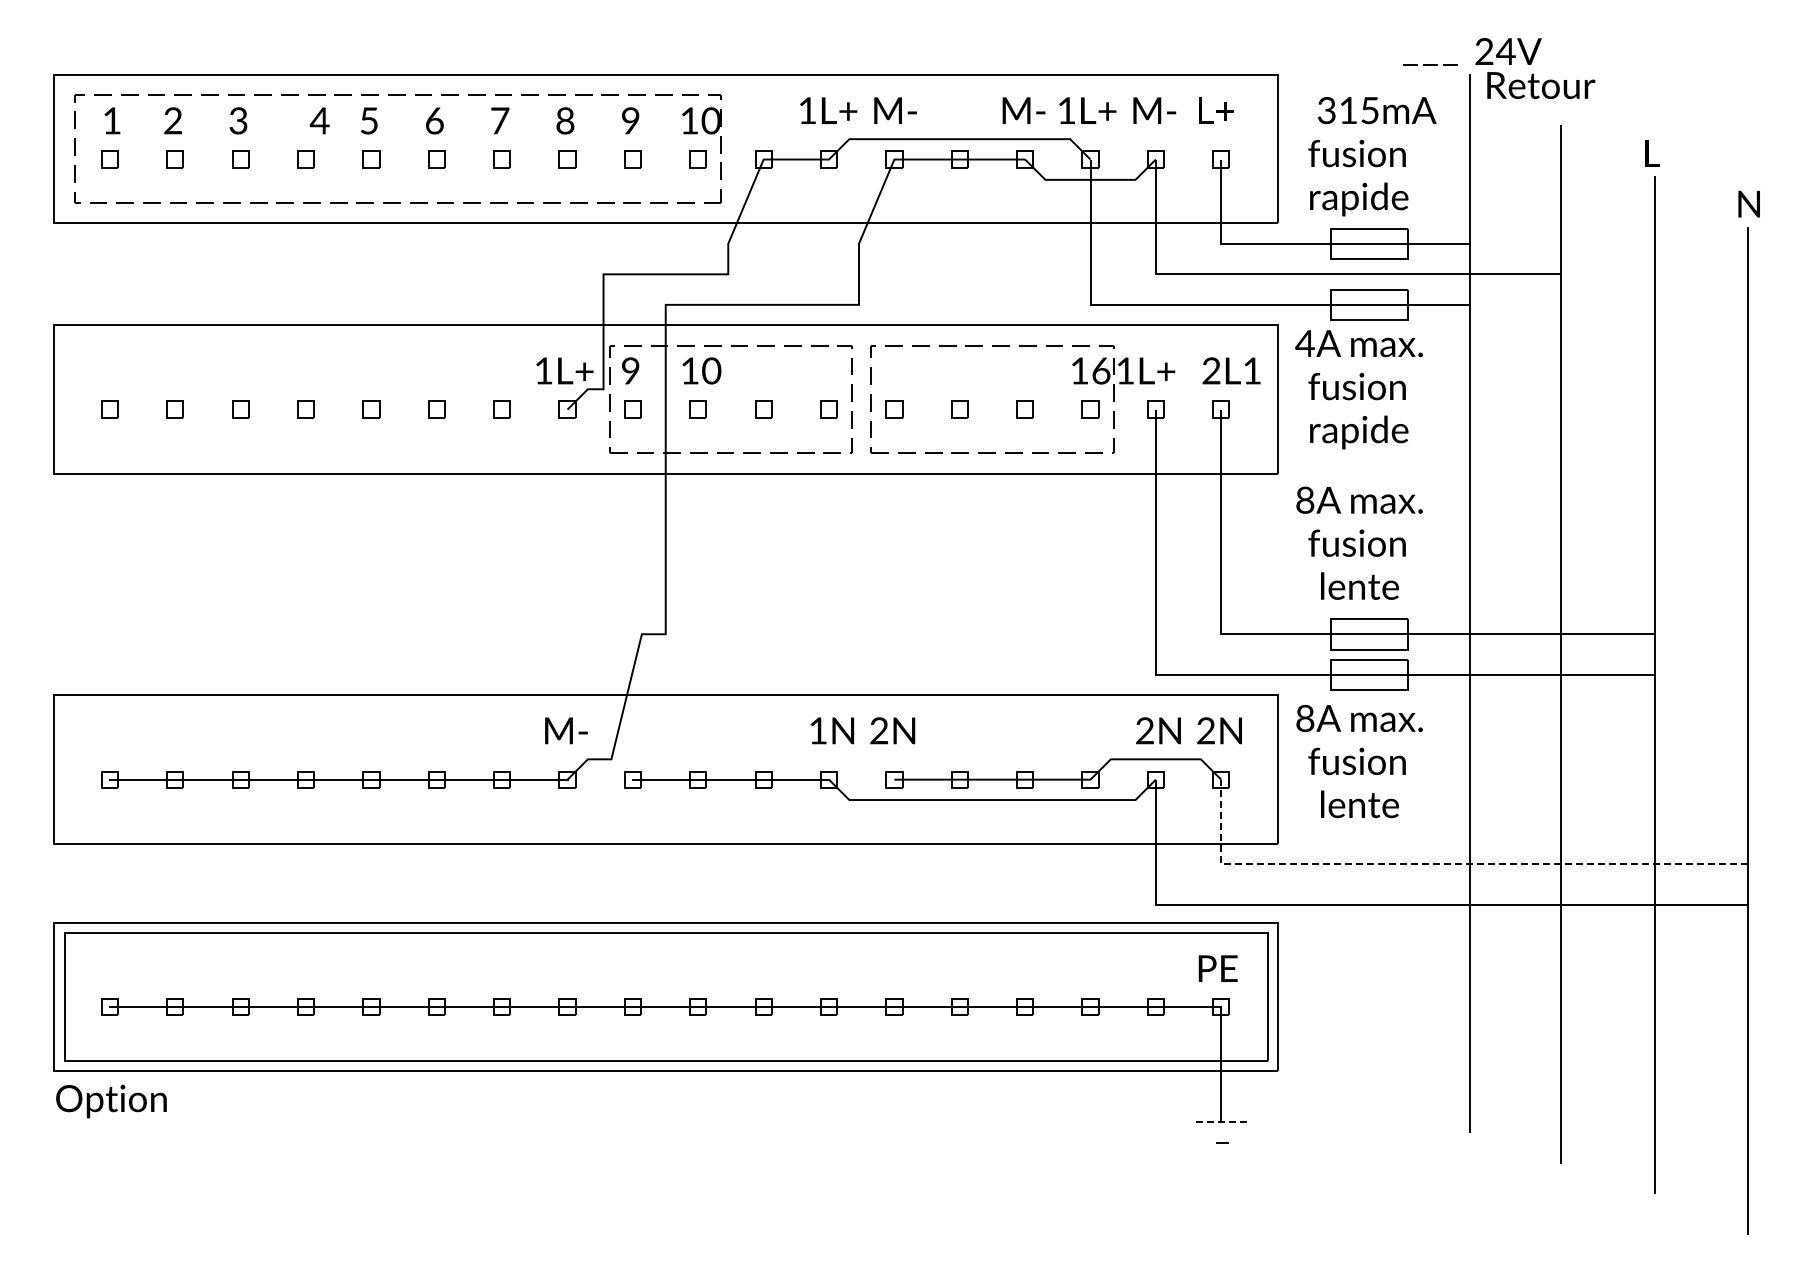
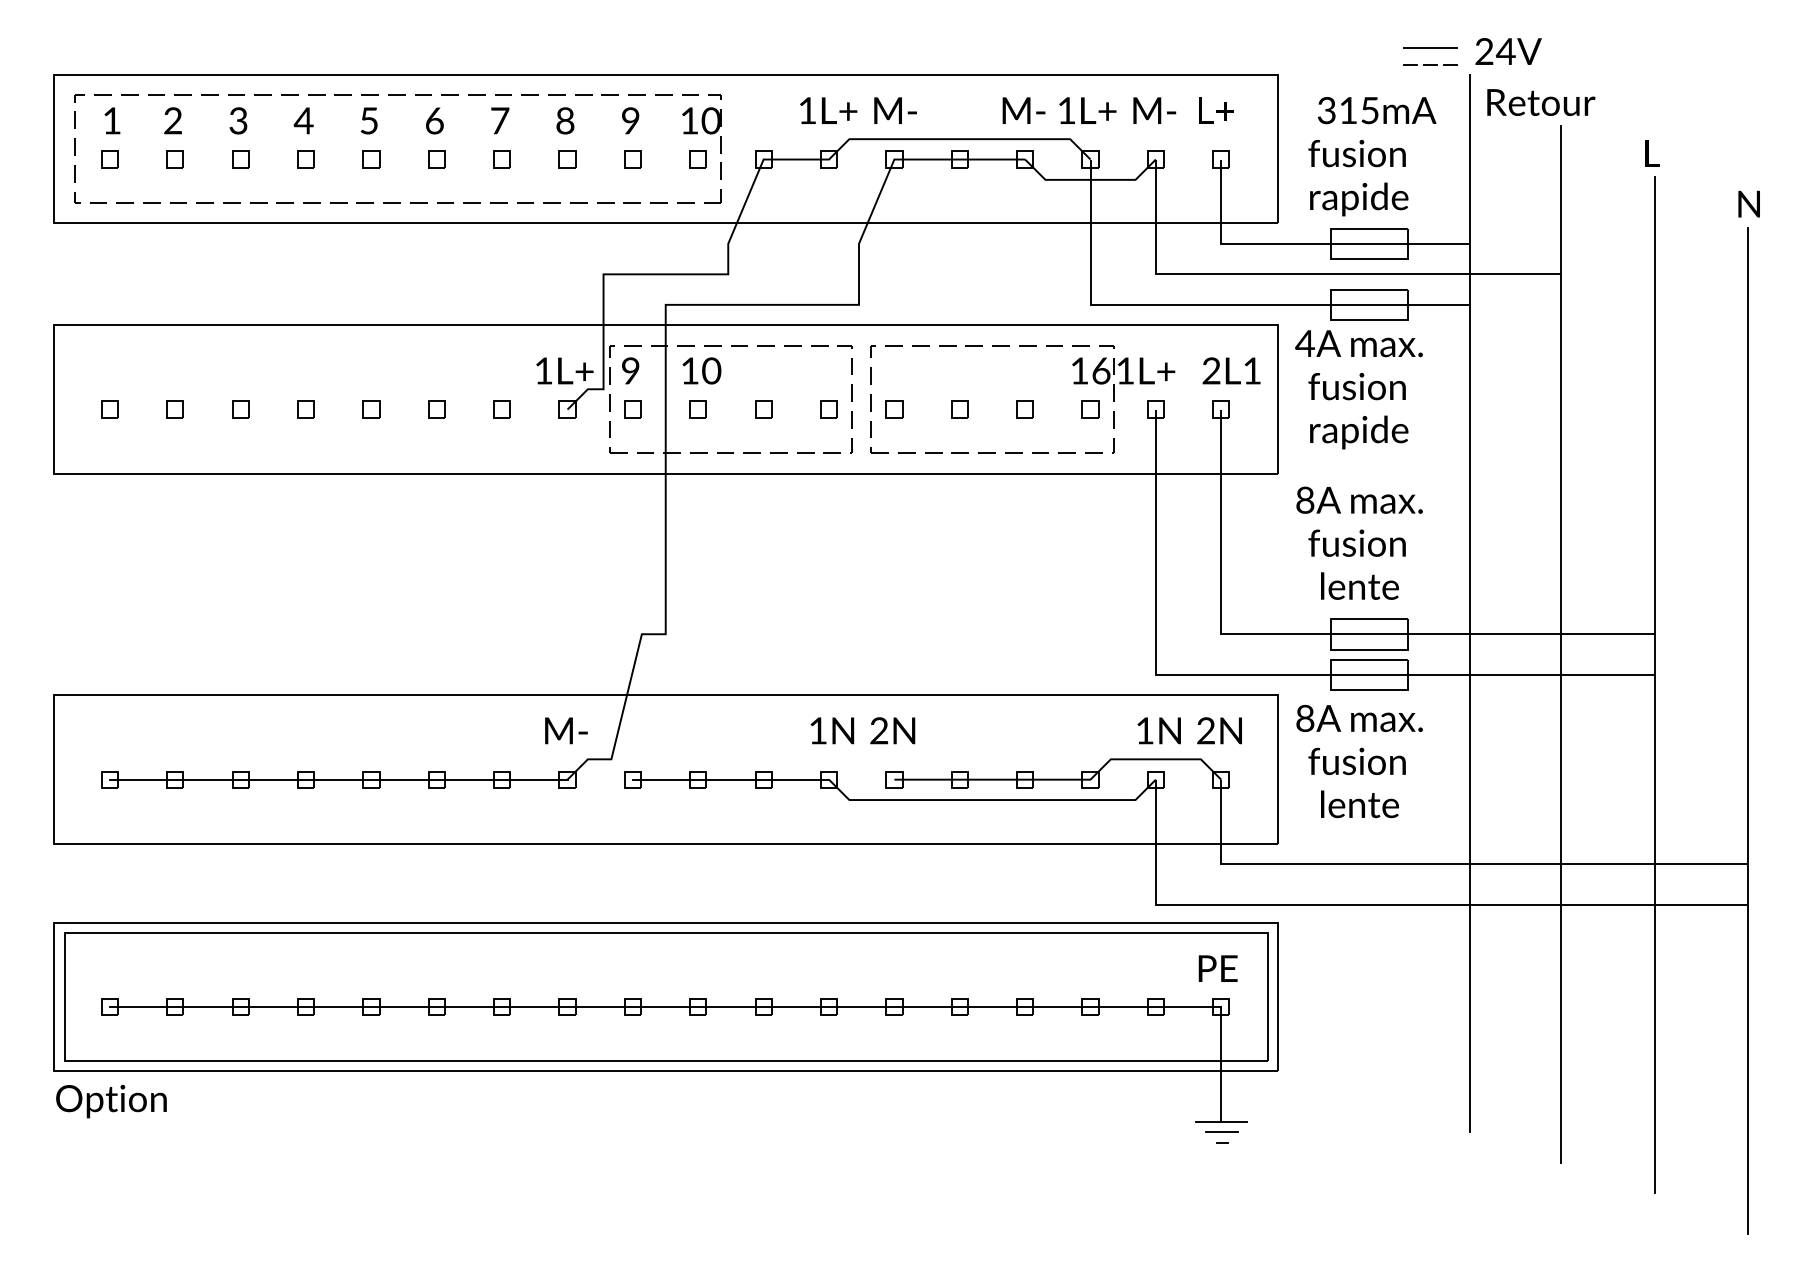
line: none -> present (1430, 47)
text position: (1541, 85) -> (1541, 102) (1541, 102)
text position: (319, 120) -> (303, 120) (303, 120)
text: 2N -> 1N (1144, 730)
line: dashed -> solid (1441, 863)
line: dashed -> solid (1221, 1122)
line: none -> present (1221, 1132)
